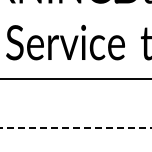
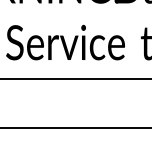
line: dashed -> solid (75, 127)
